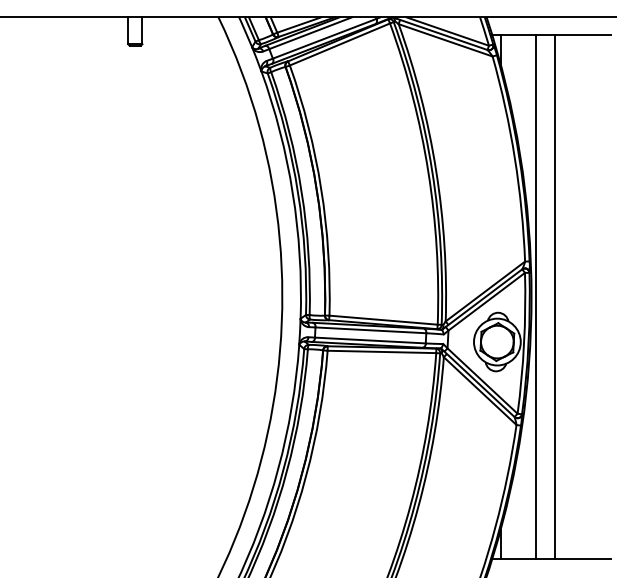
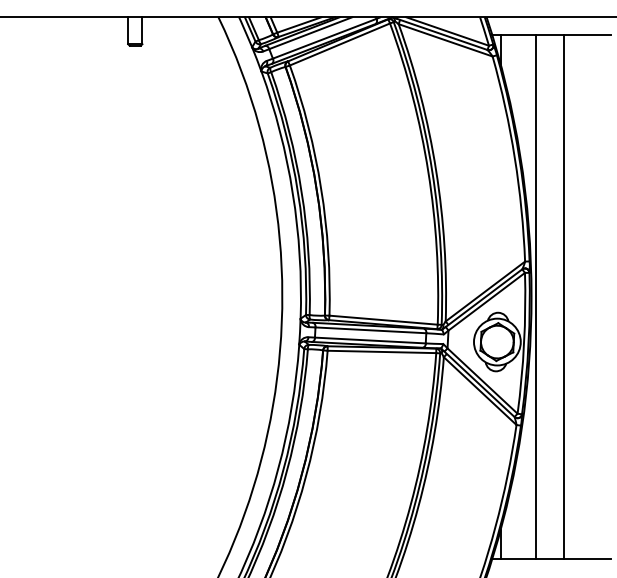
line position: (555, 296) -> (564, 296) (564, 296)
